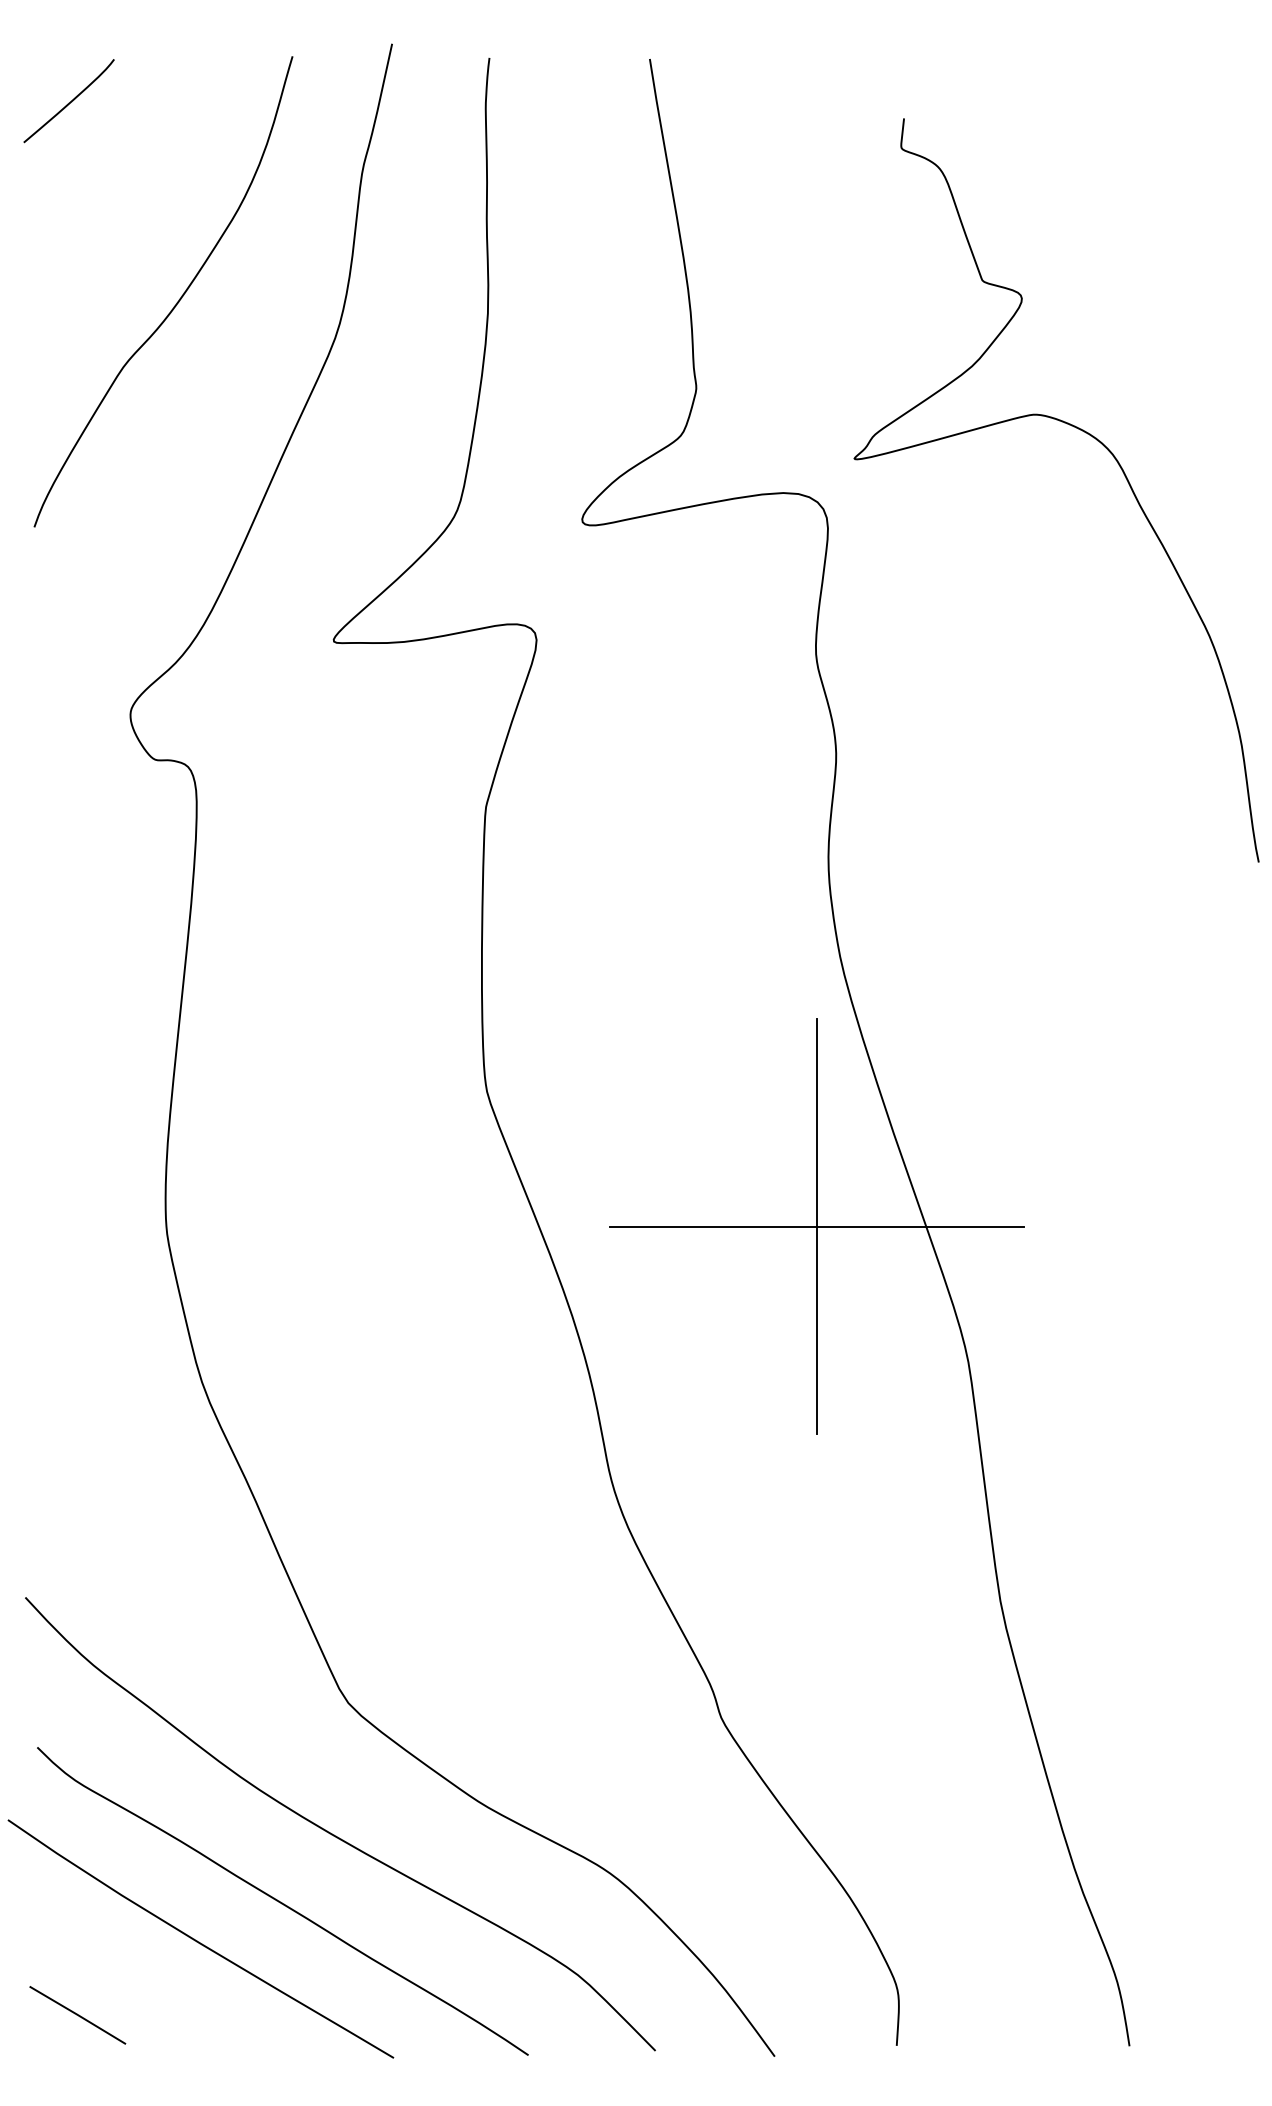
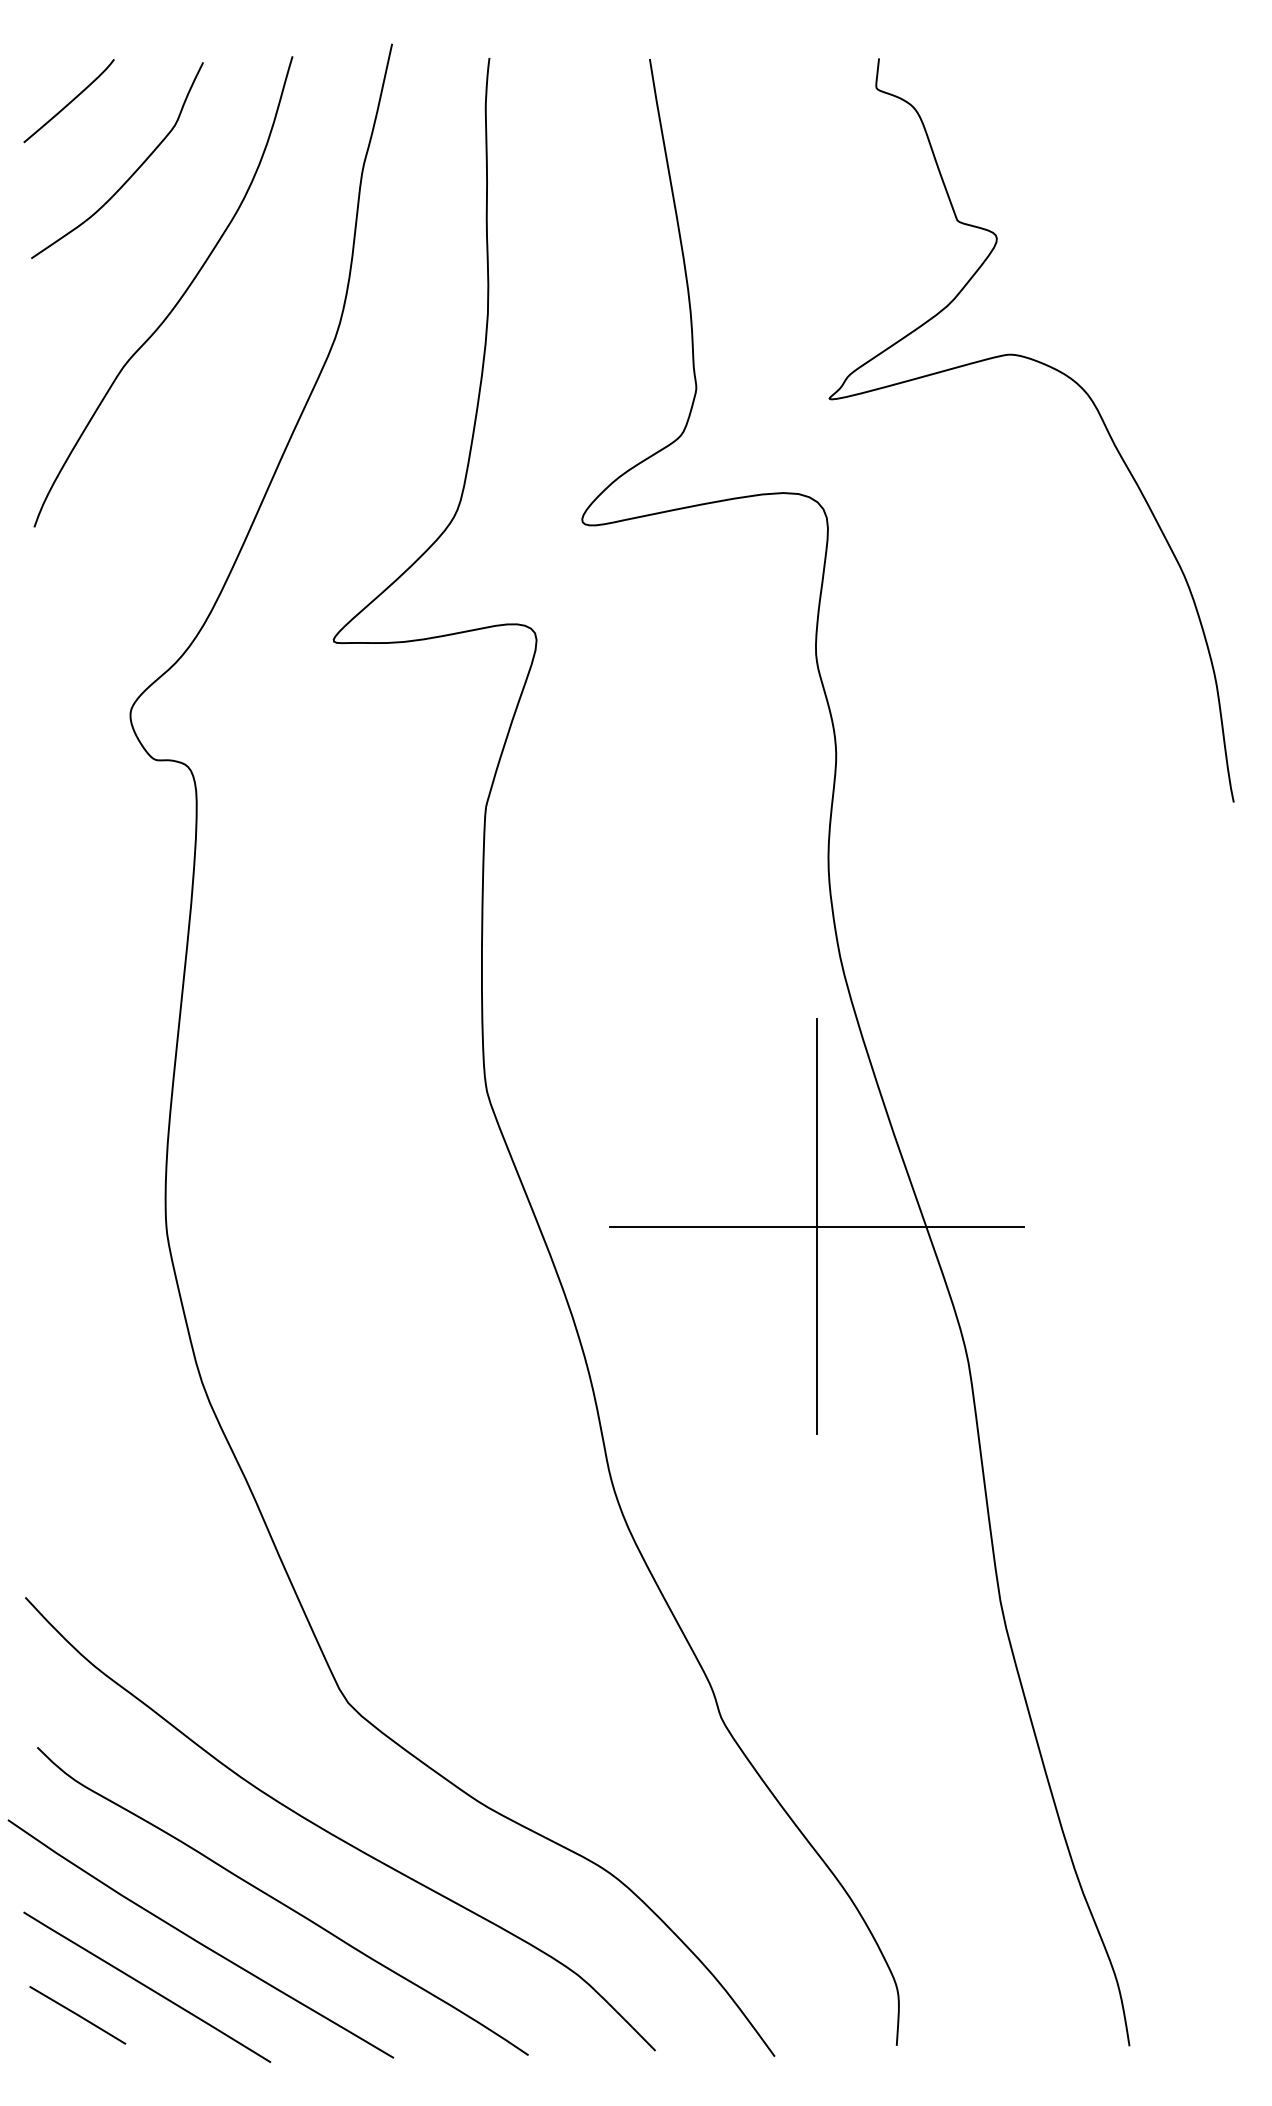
curve: none -> present (131, 174)
curve position: (1090, 436) -> (1065, 376) (1065, 376)
line: none -> present (147, 1986)
